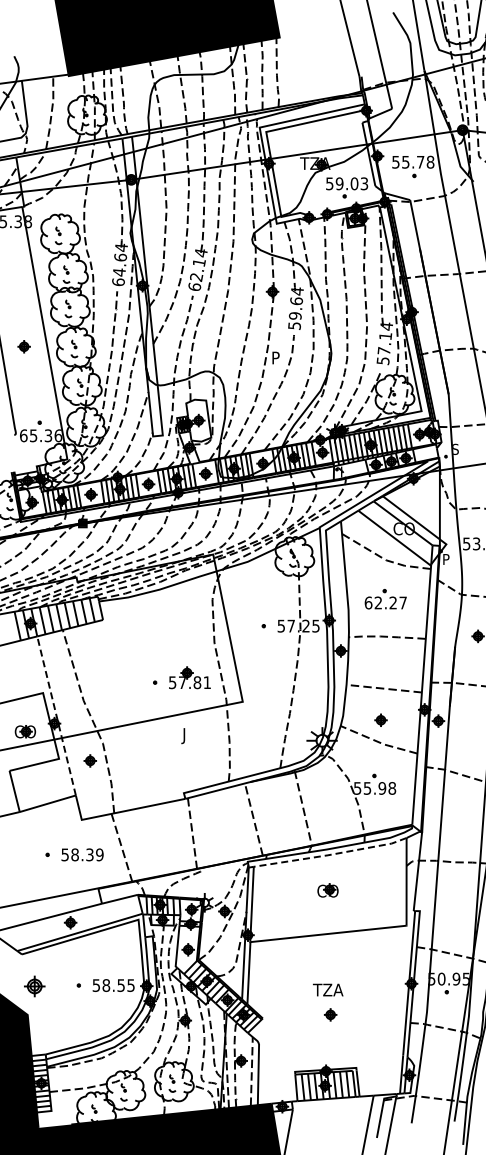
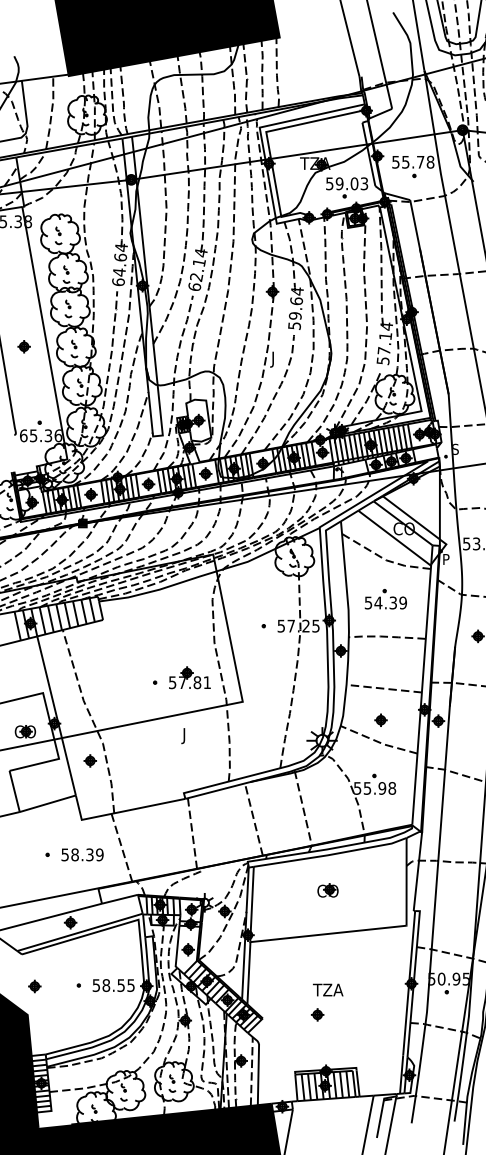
text: P -> J (274, 359)
text: 62.27 -> 54.39 (385, 602)
line: dashed -> solid (56, 715)
line: dashed -> solid (329, 854)
part size: 22x23 px -> 14x15 px (34, 986)
part position: (330, 1014) -> (317, 1014) (317, 1014)
